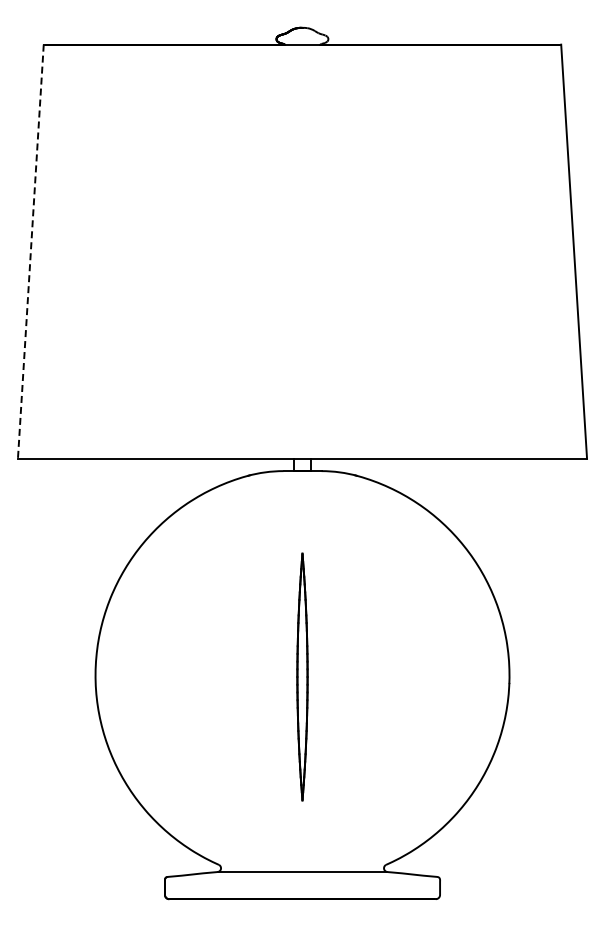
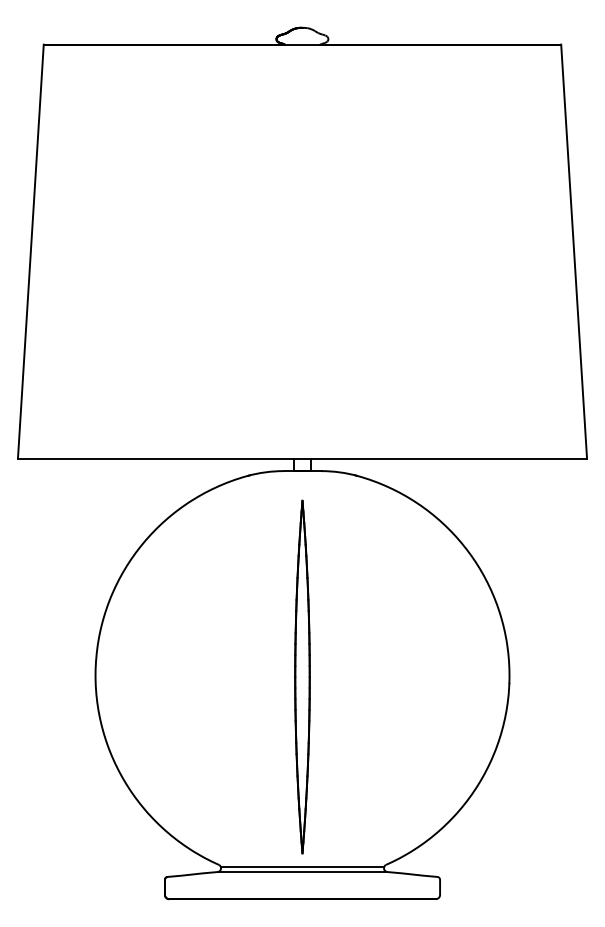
line: dashed -> solid (30, 252)
part size: 13x250 px -> 17x356 px (302, 676)
line: none -> present (302, 867)
